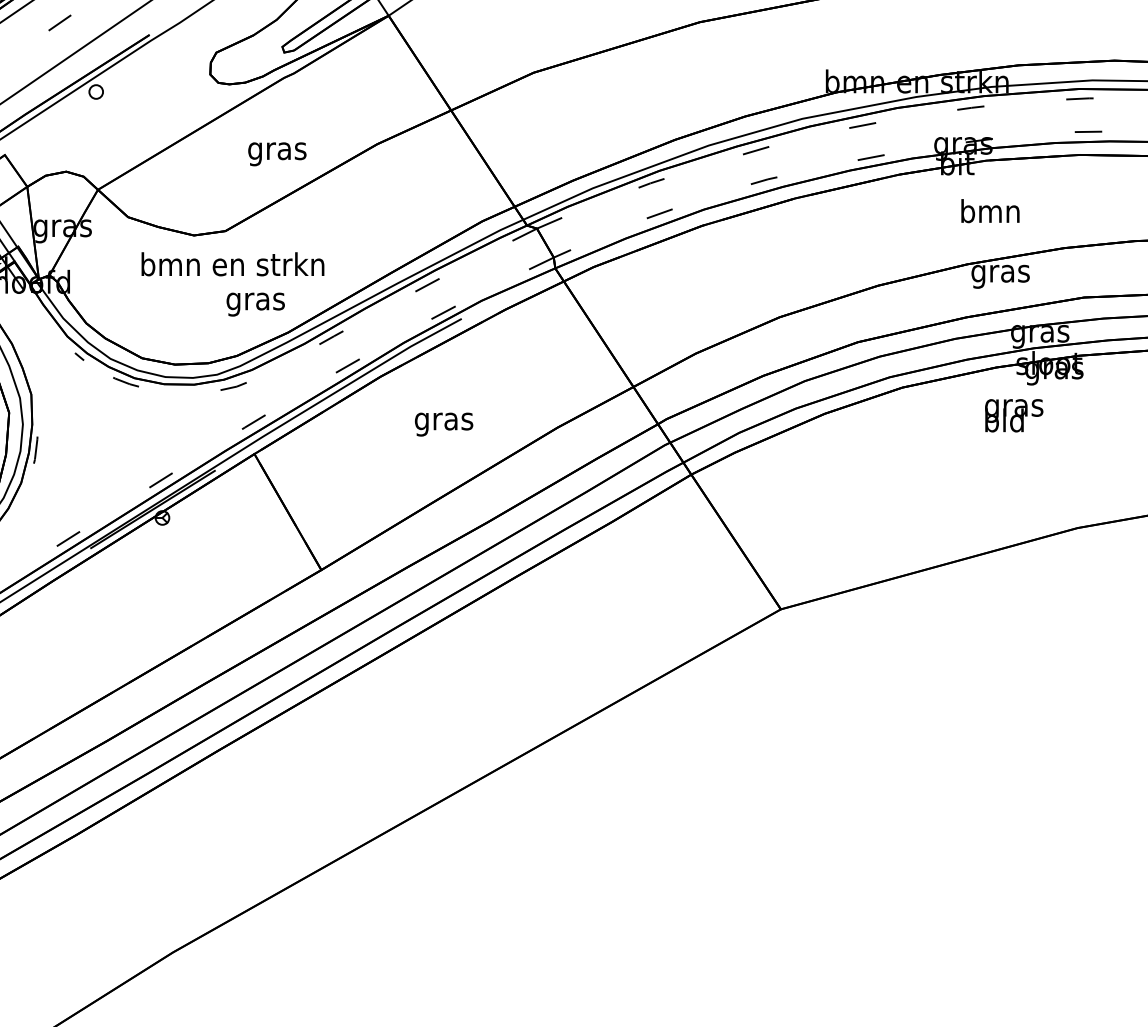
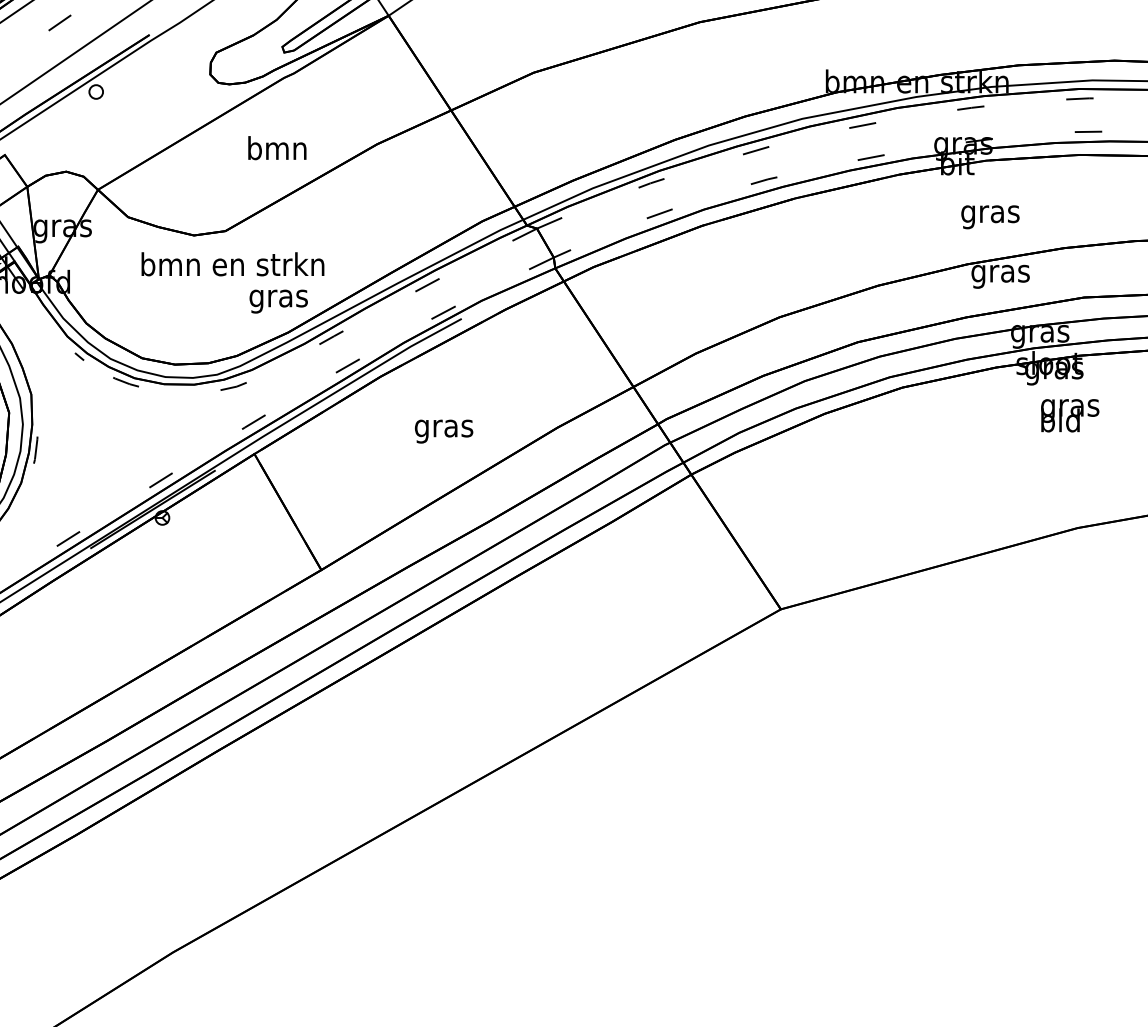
text: gras -> bmn (277, 151)
text: bmn -> gras (990, 214)
text position: (255, 304) -> (278, 301) (278, 301)
text position: (1014, 415) -> (1070, 415) (1070, 415)
text position: (444, 424) -> (444, 431) (444, 431)
